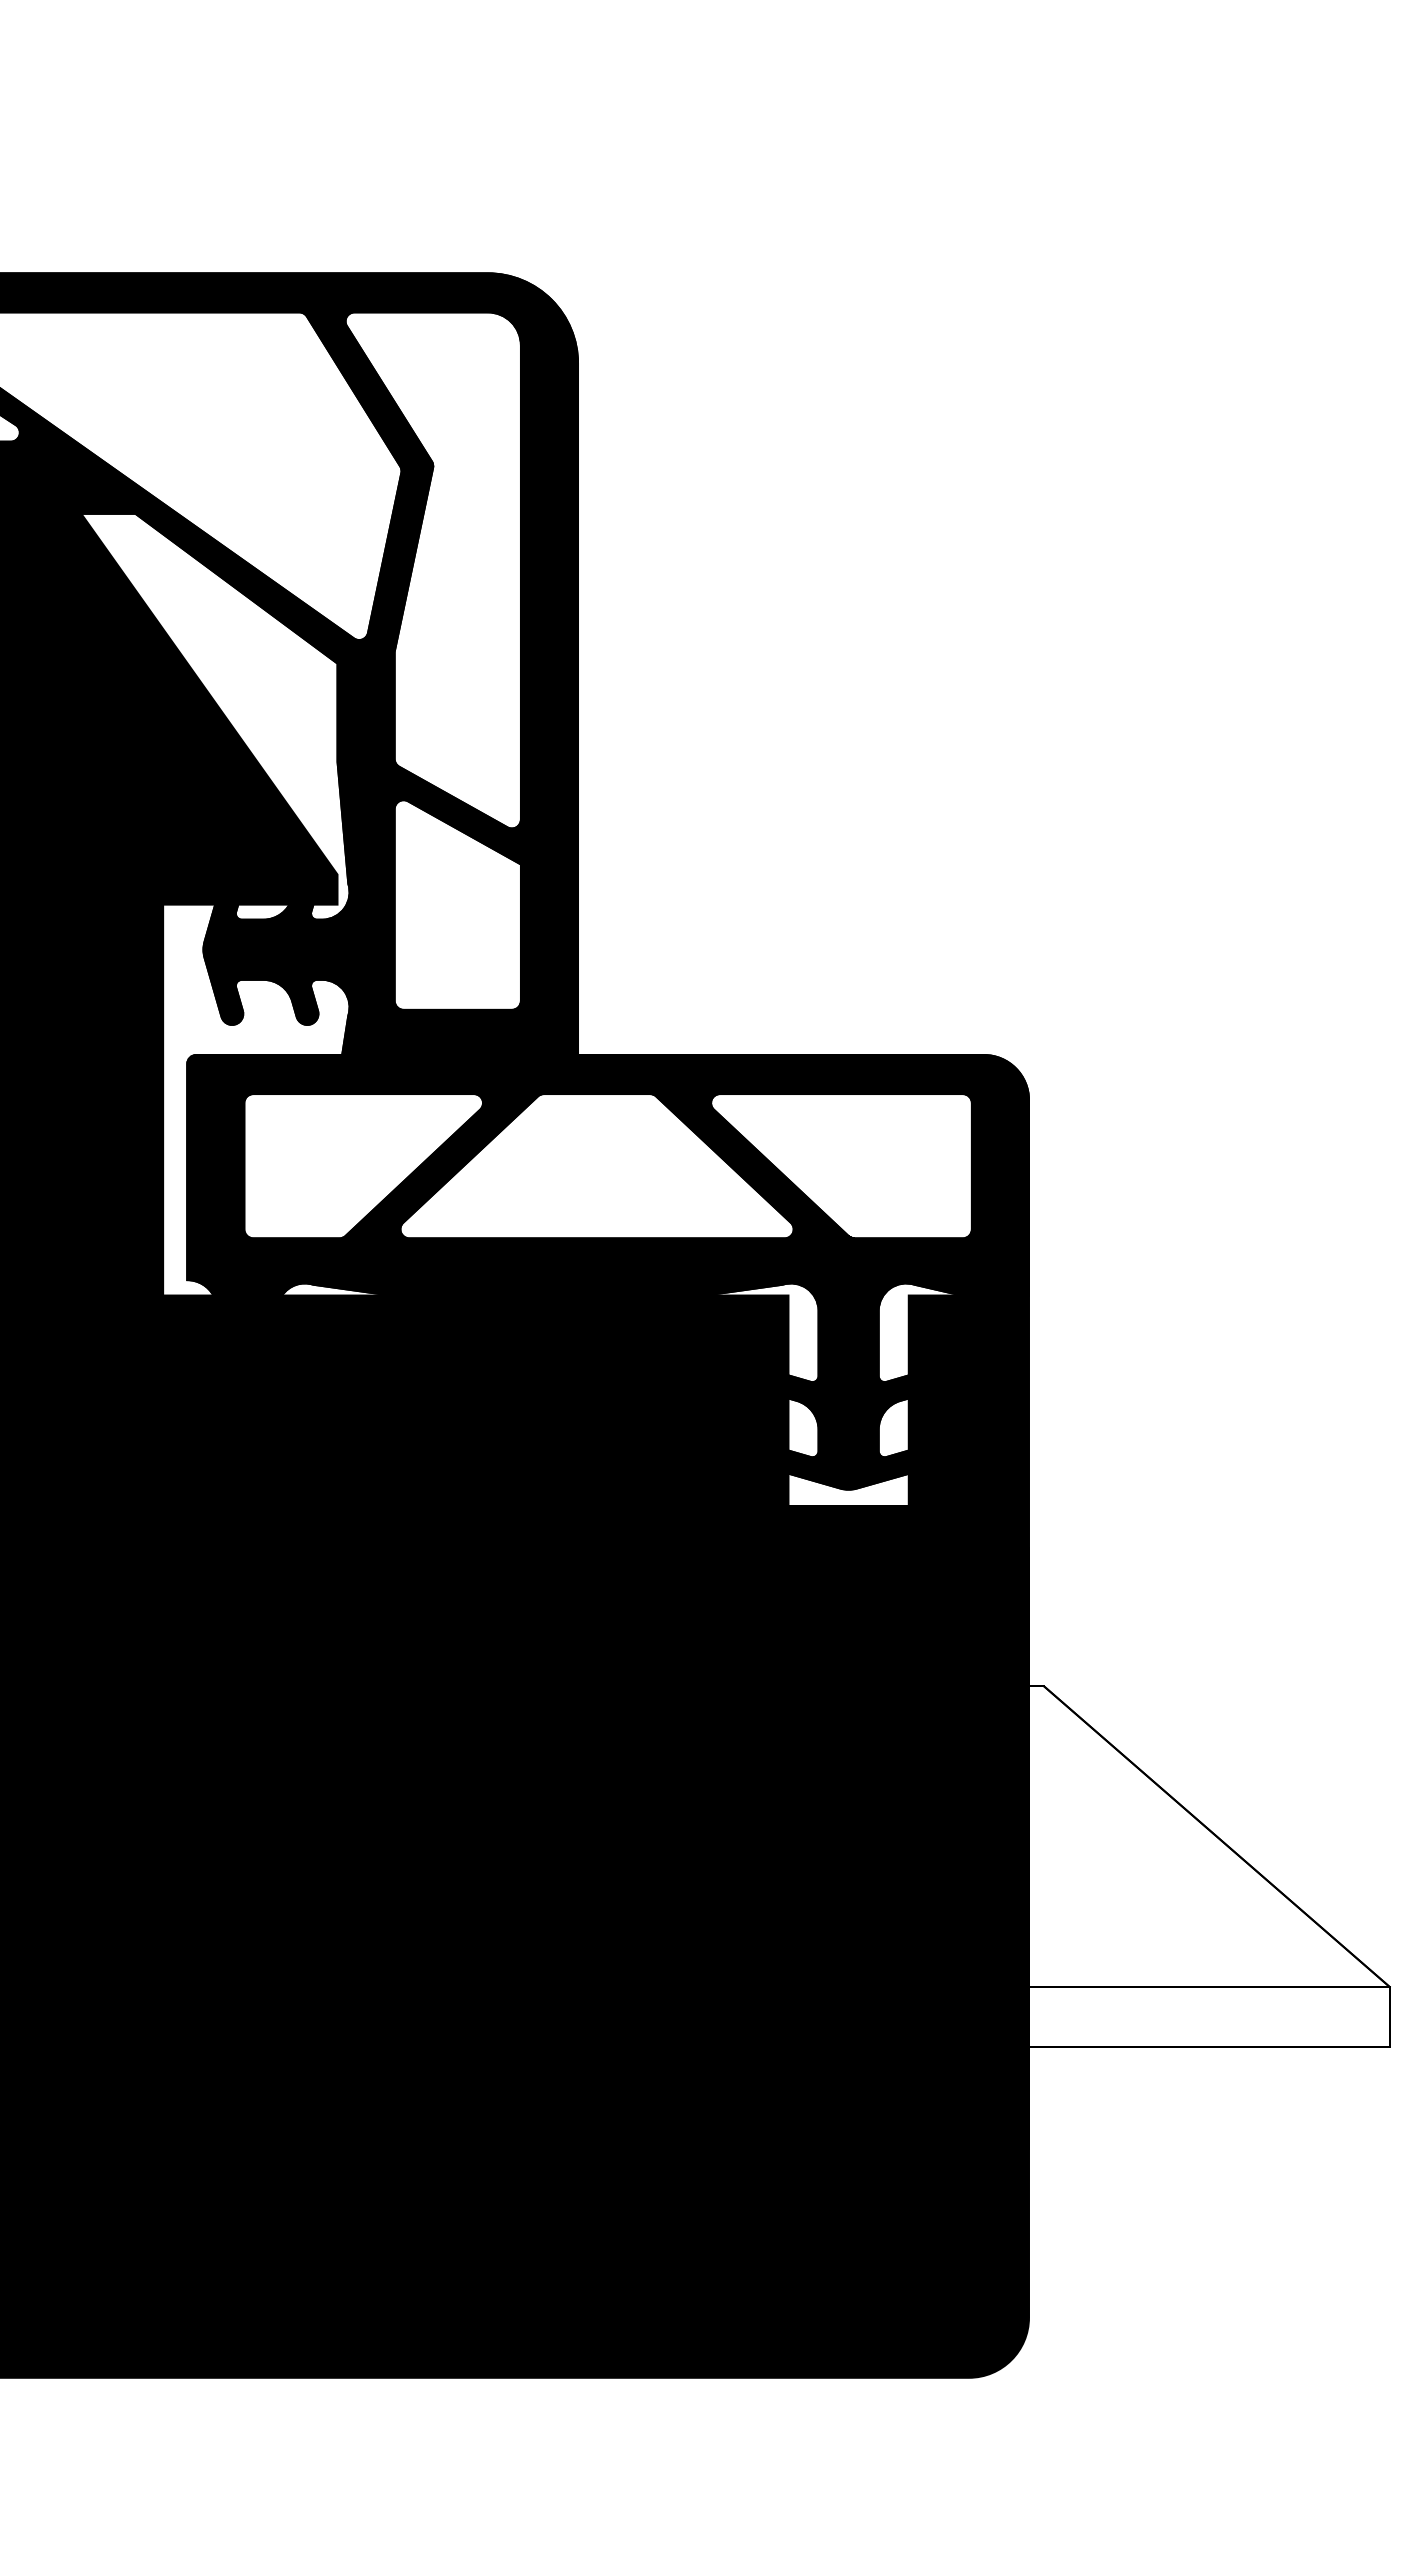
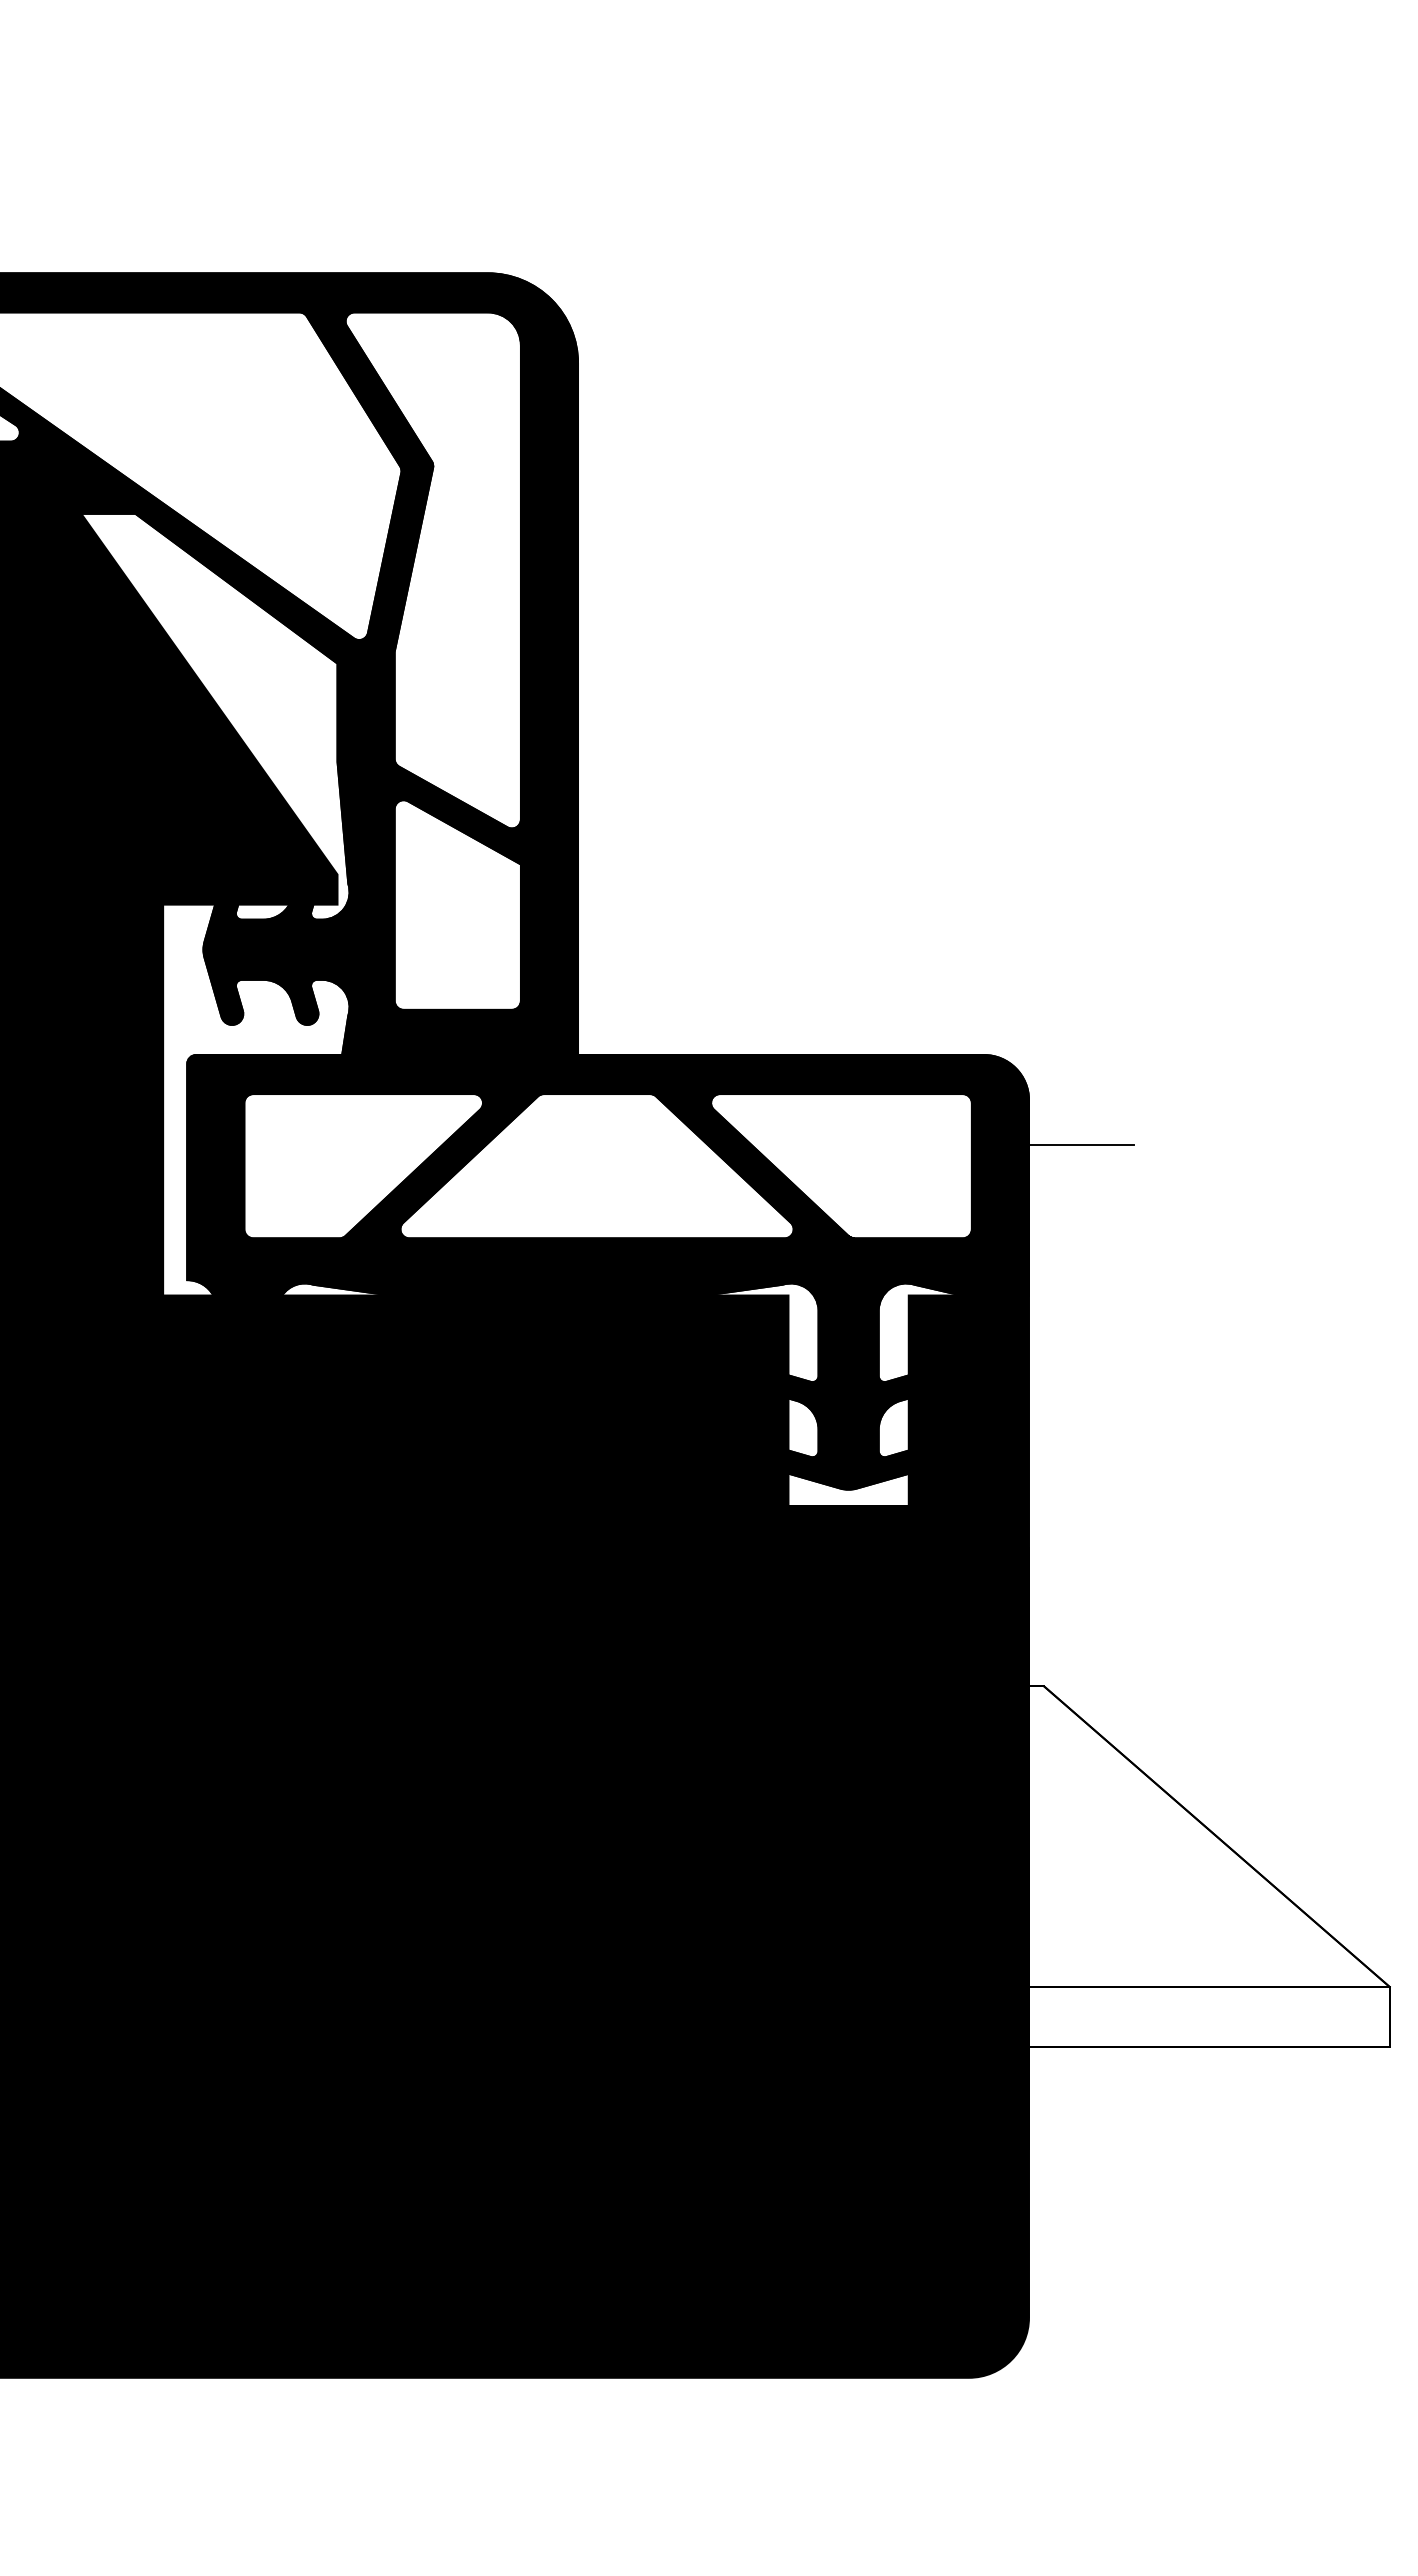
line: none -> present (1081, 1145)
